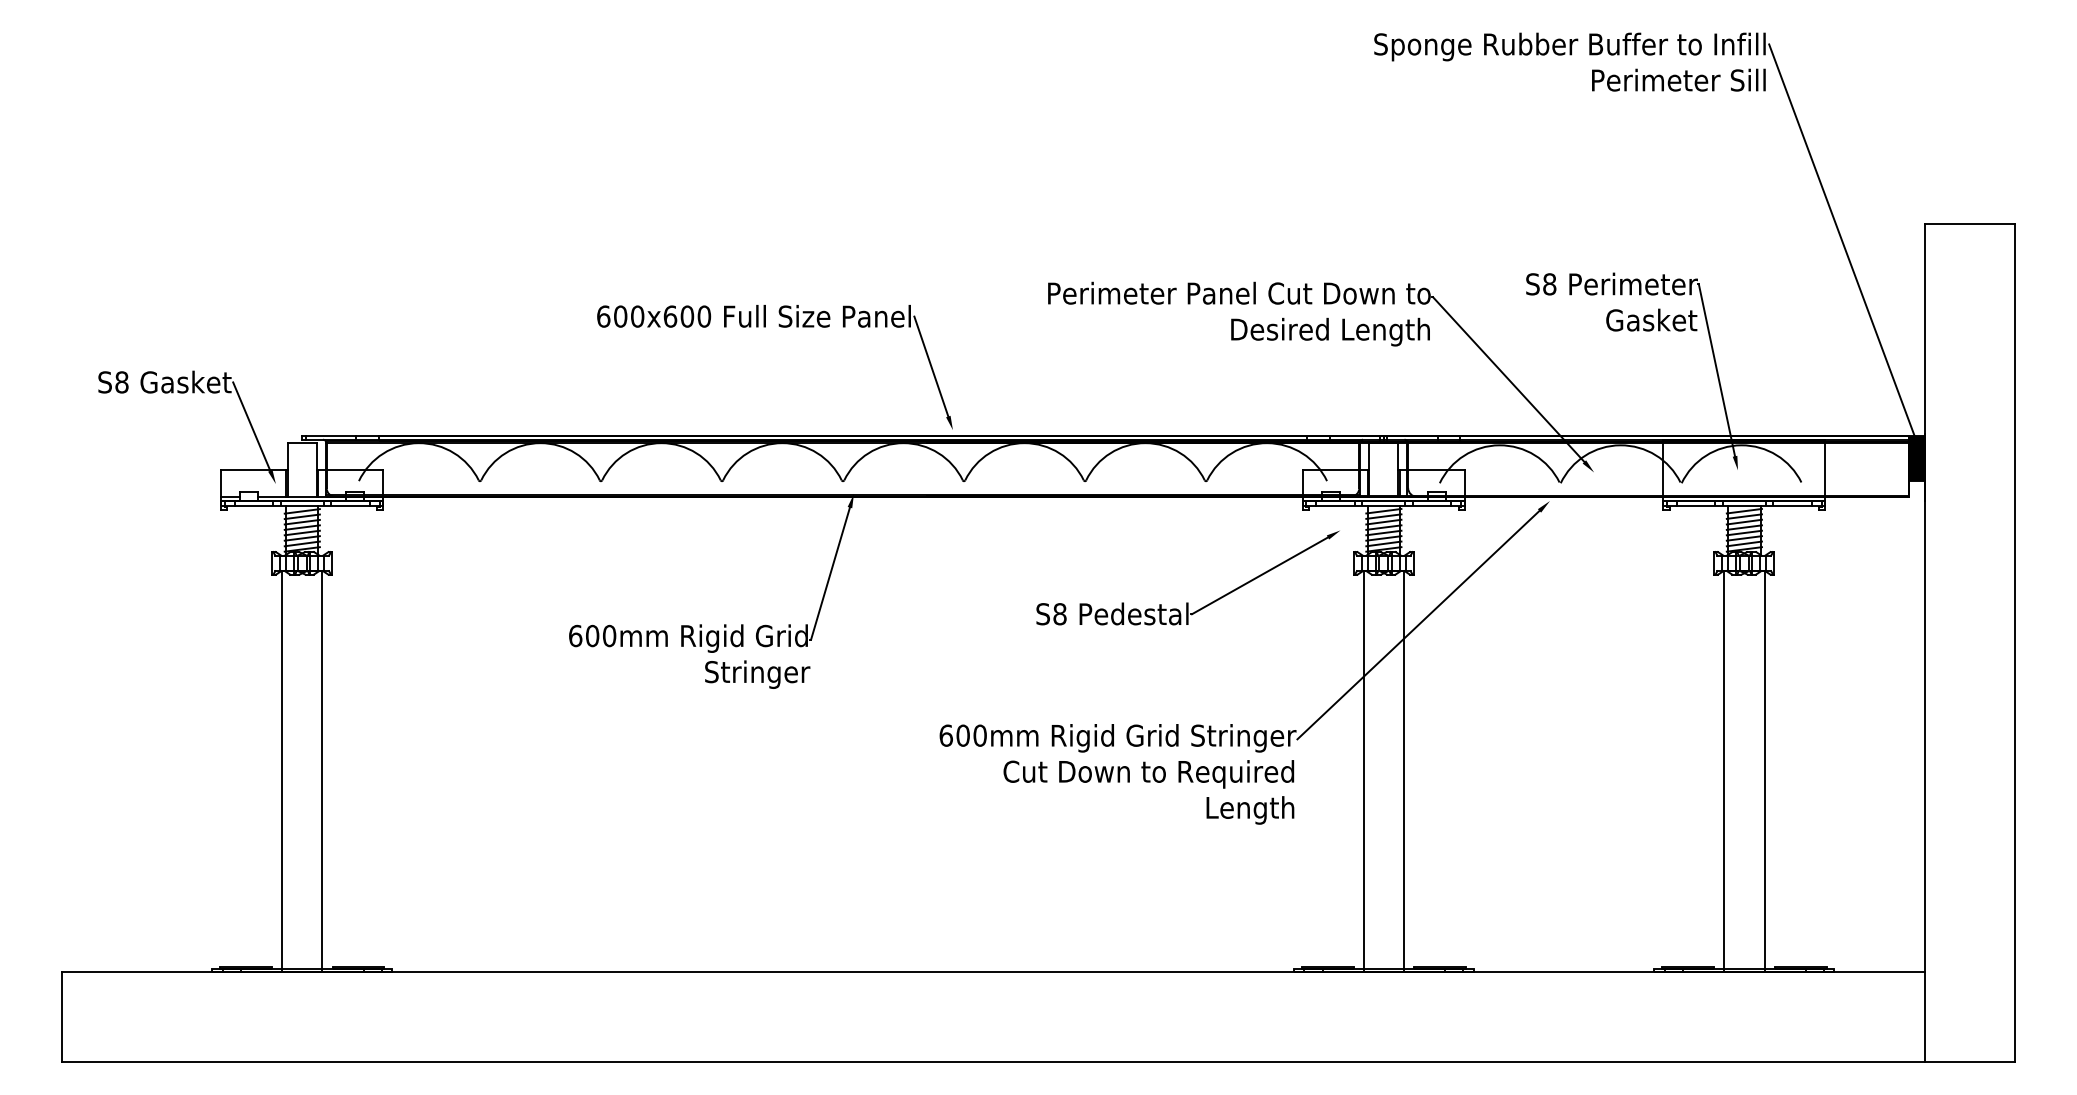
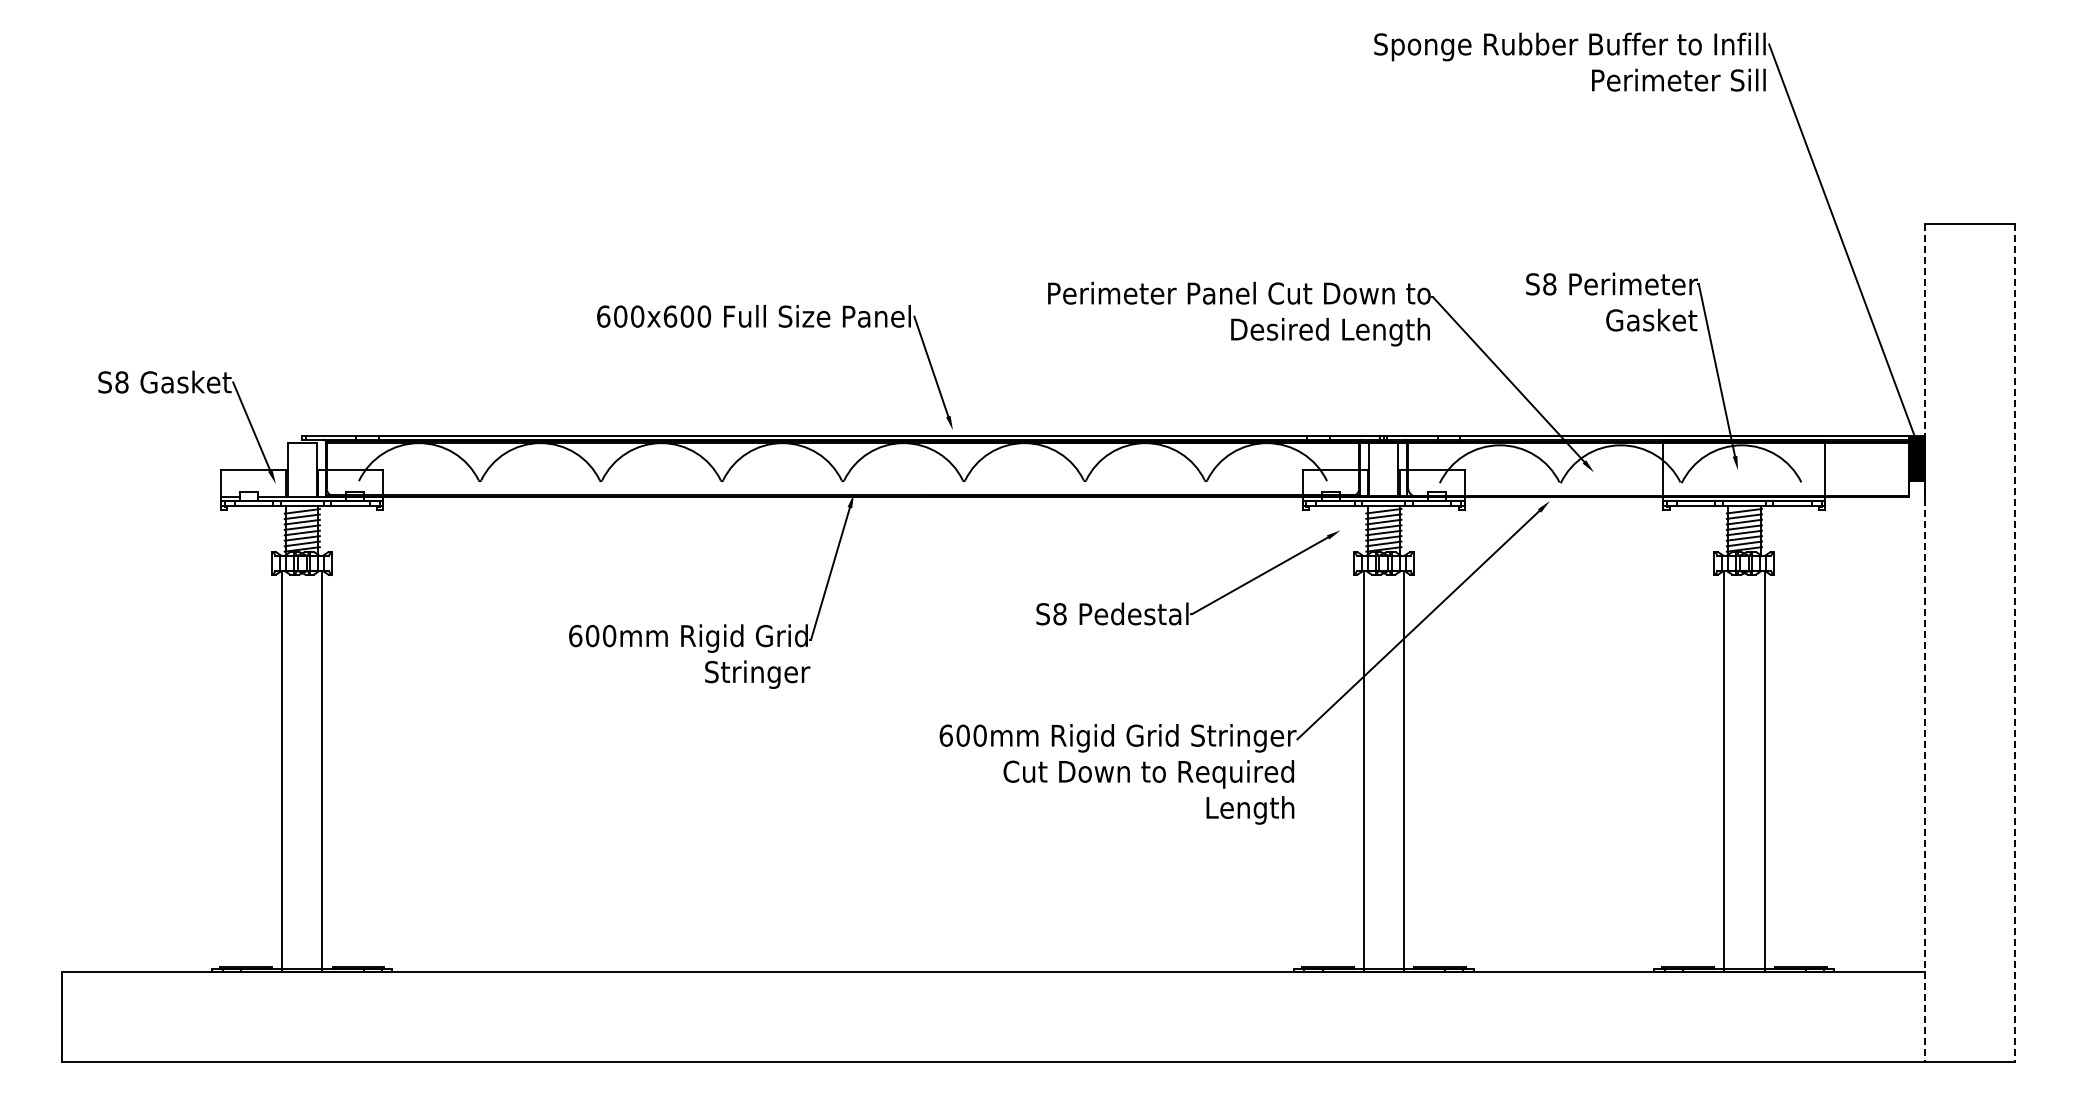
line: solid -> dashed (1924, 643)
line: solid -> dashed (2014, 643)
